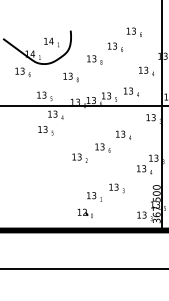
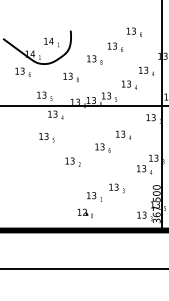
text position: (131, 91) -> (129, 84) (129, 84)
text position: (45, 130) -> (46, 137) (46, 137)
text position: (79, 157) -> (72, 161) (72, 161)
